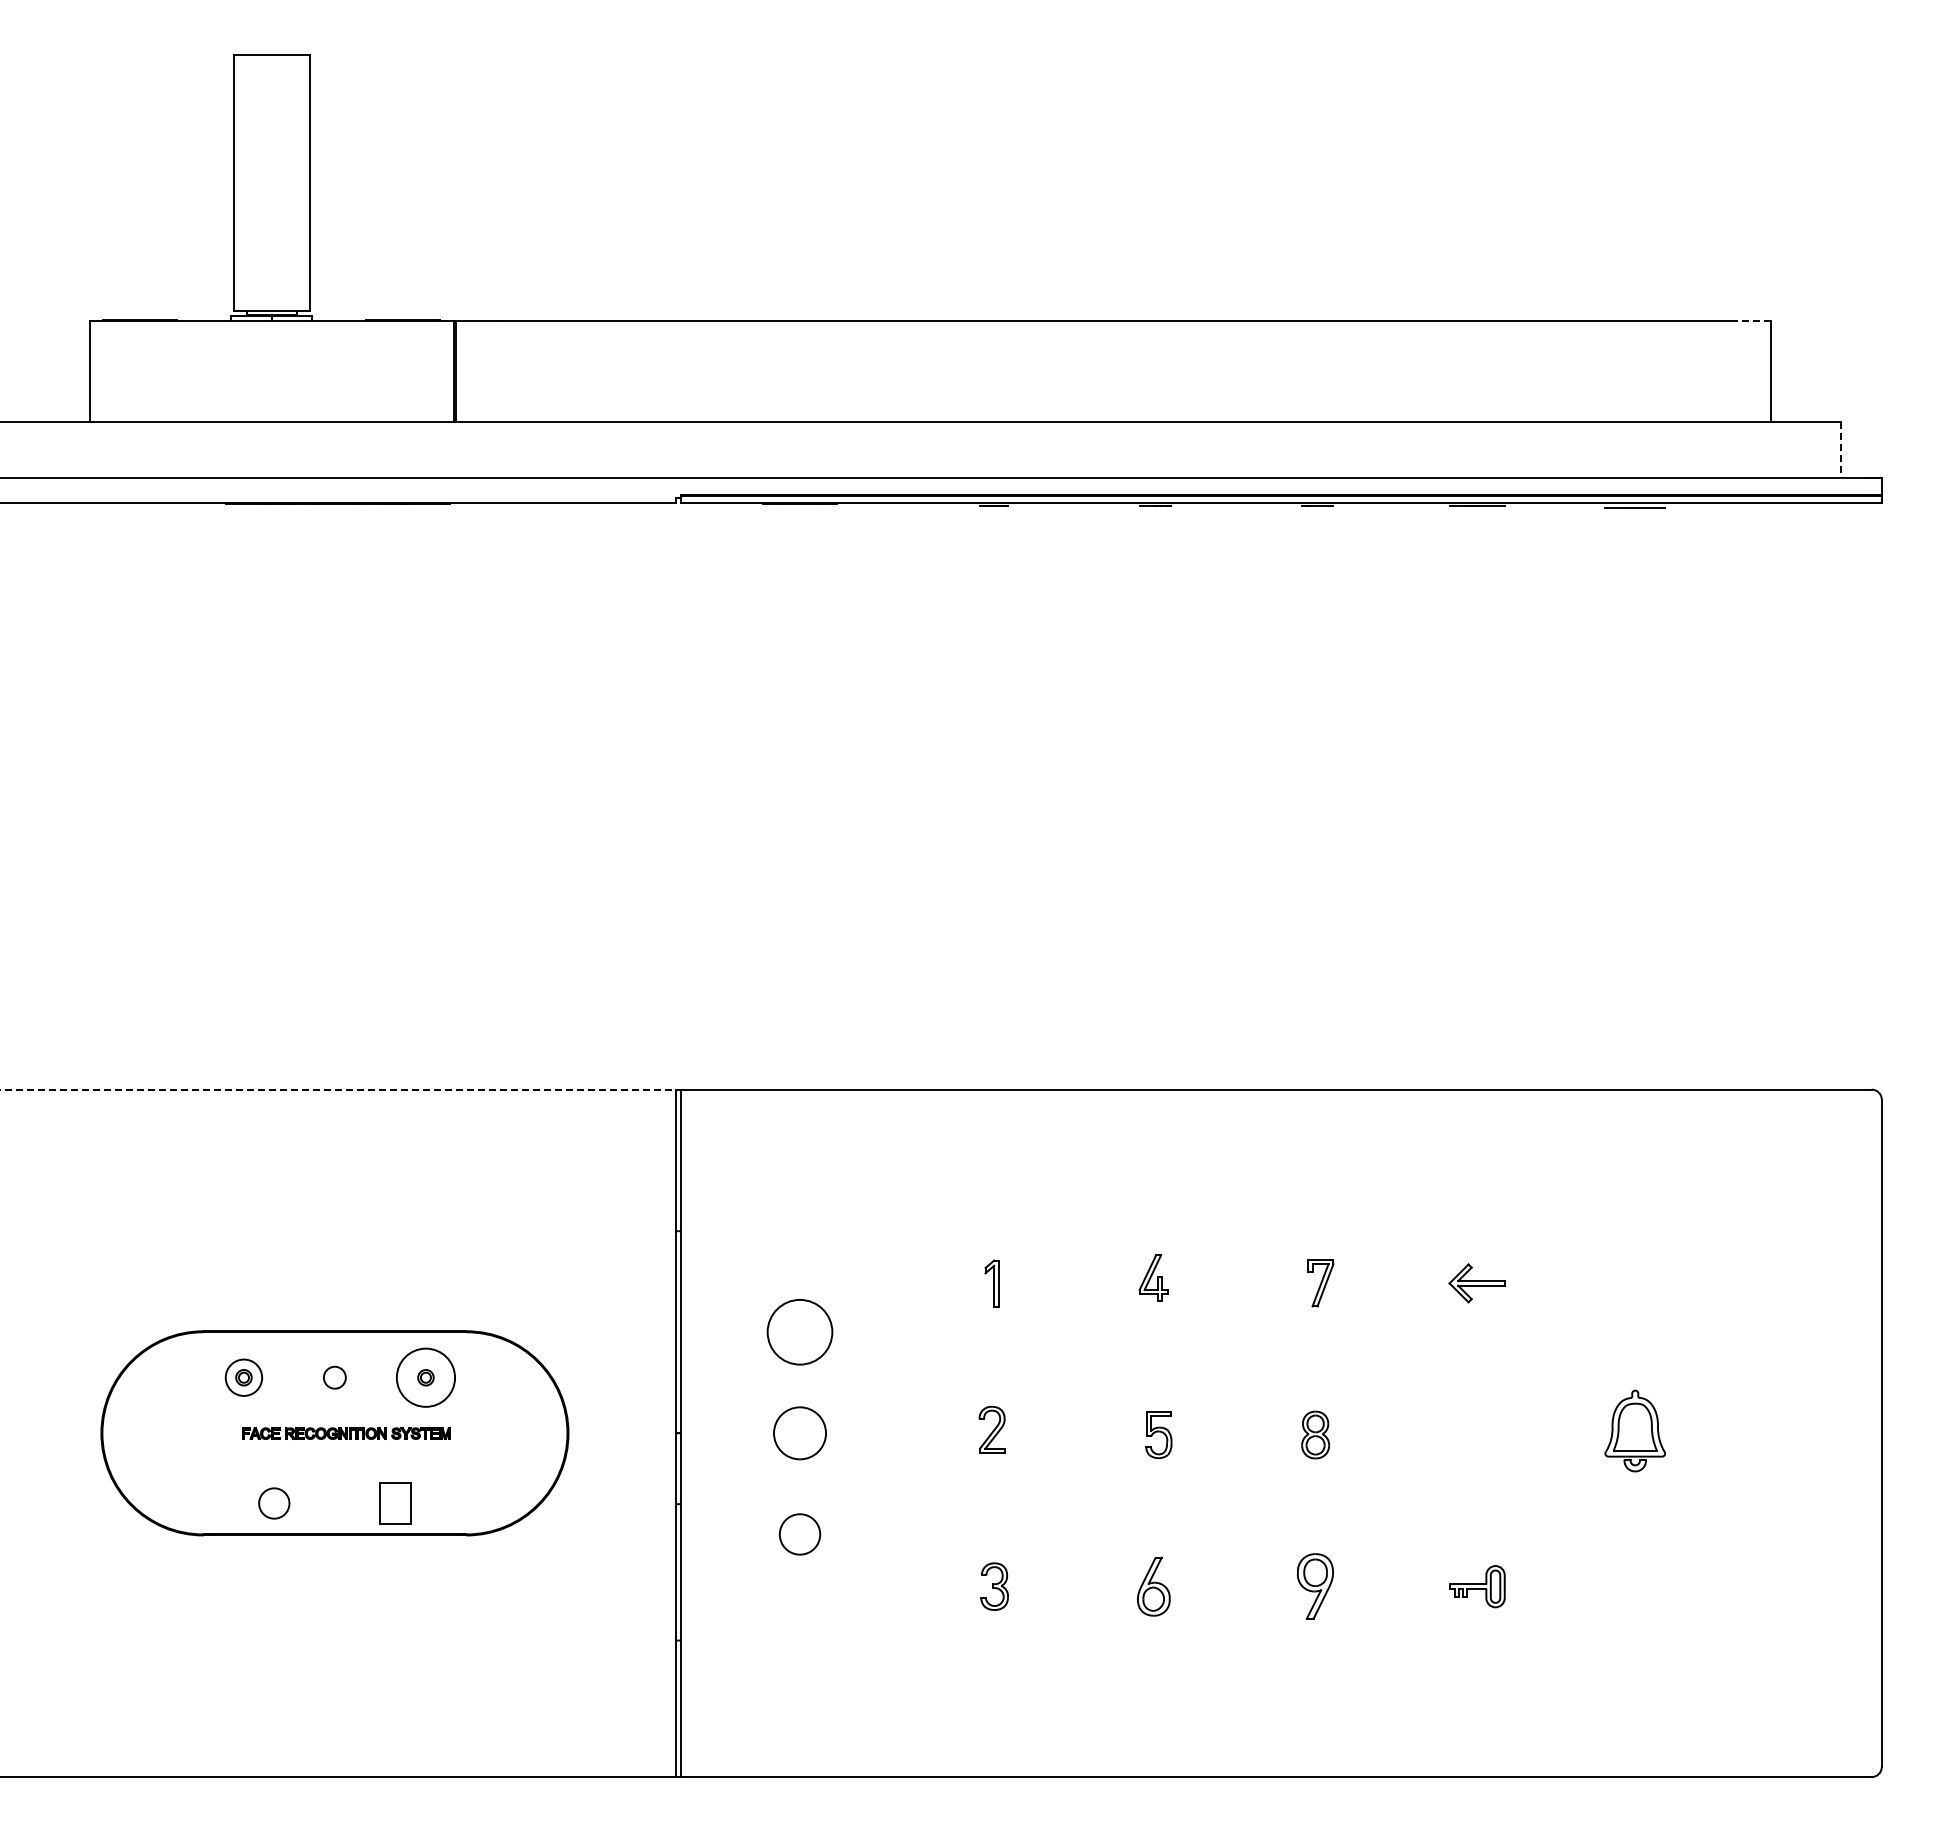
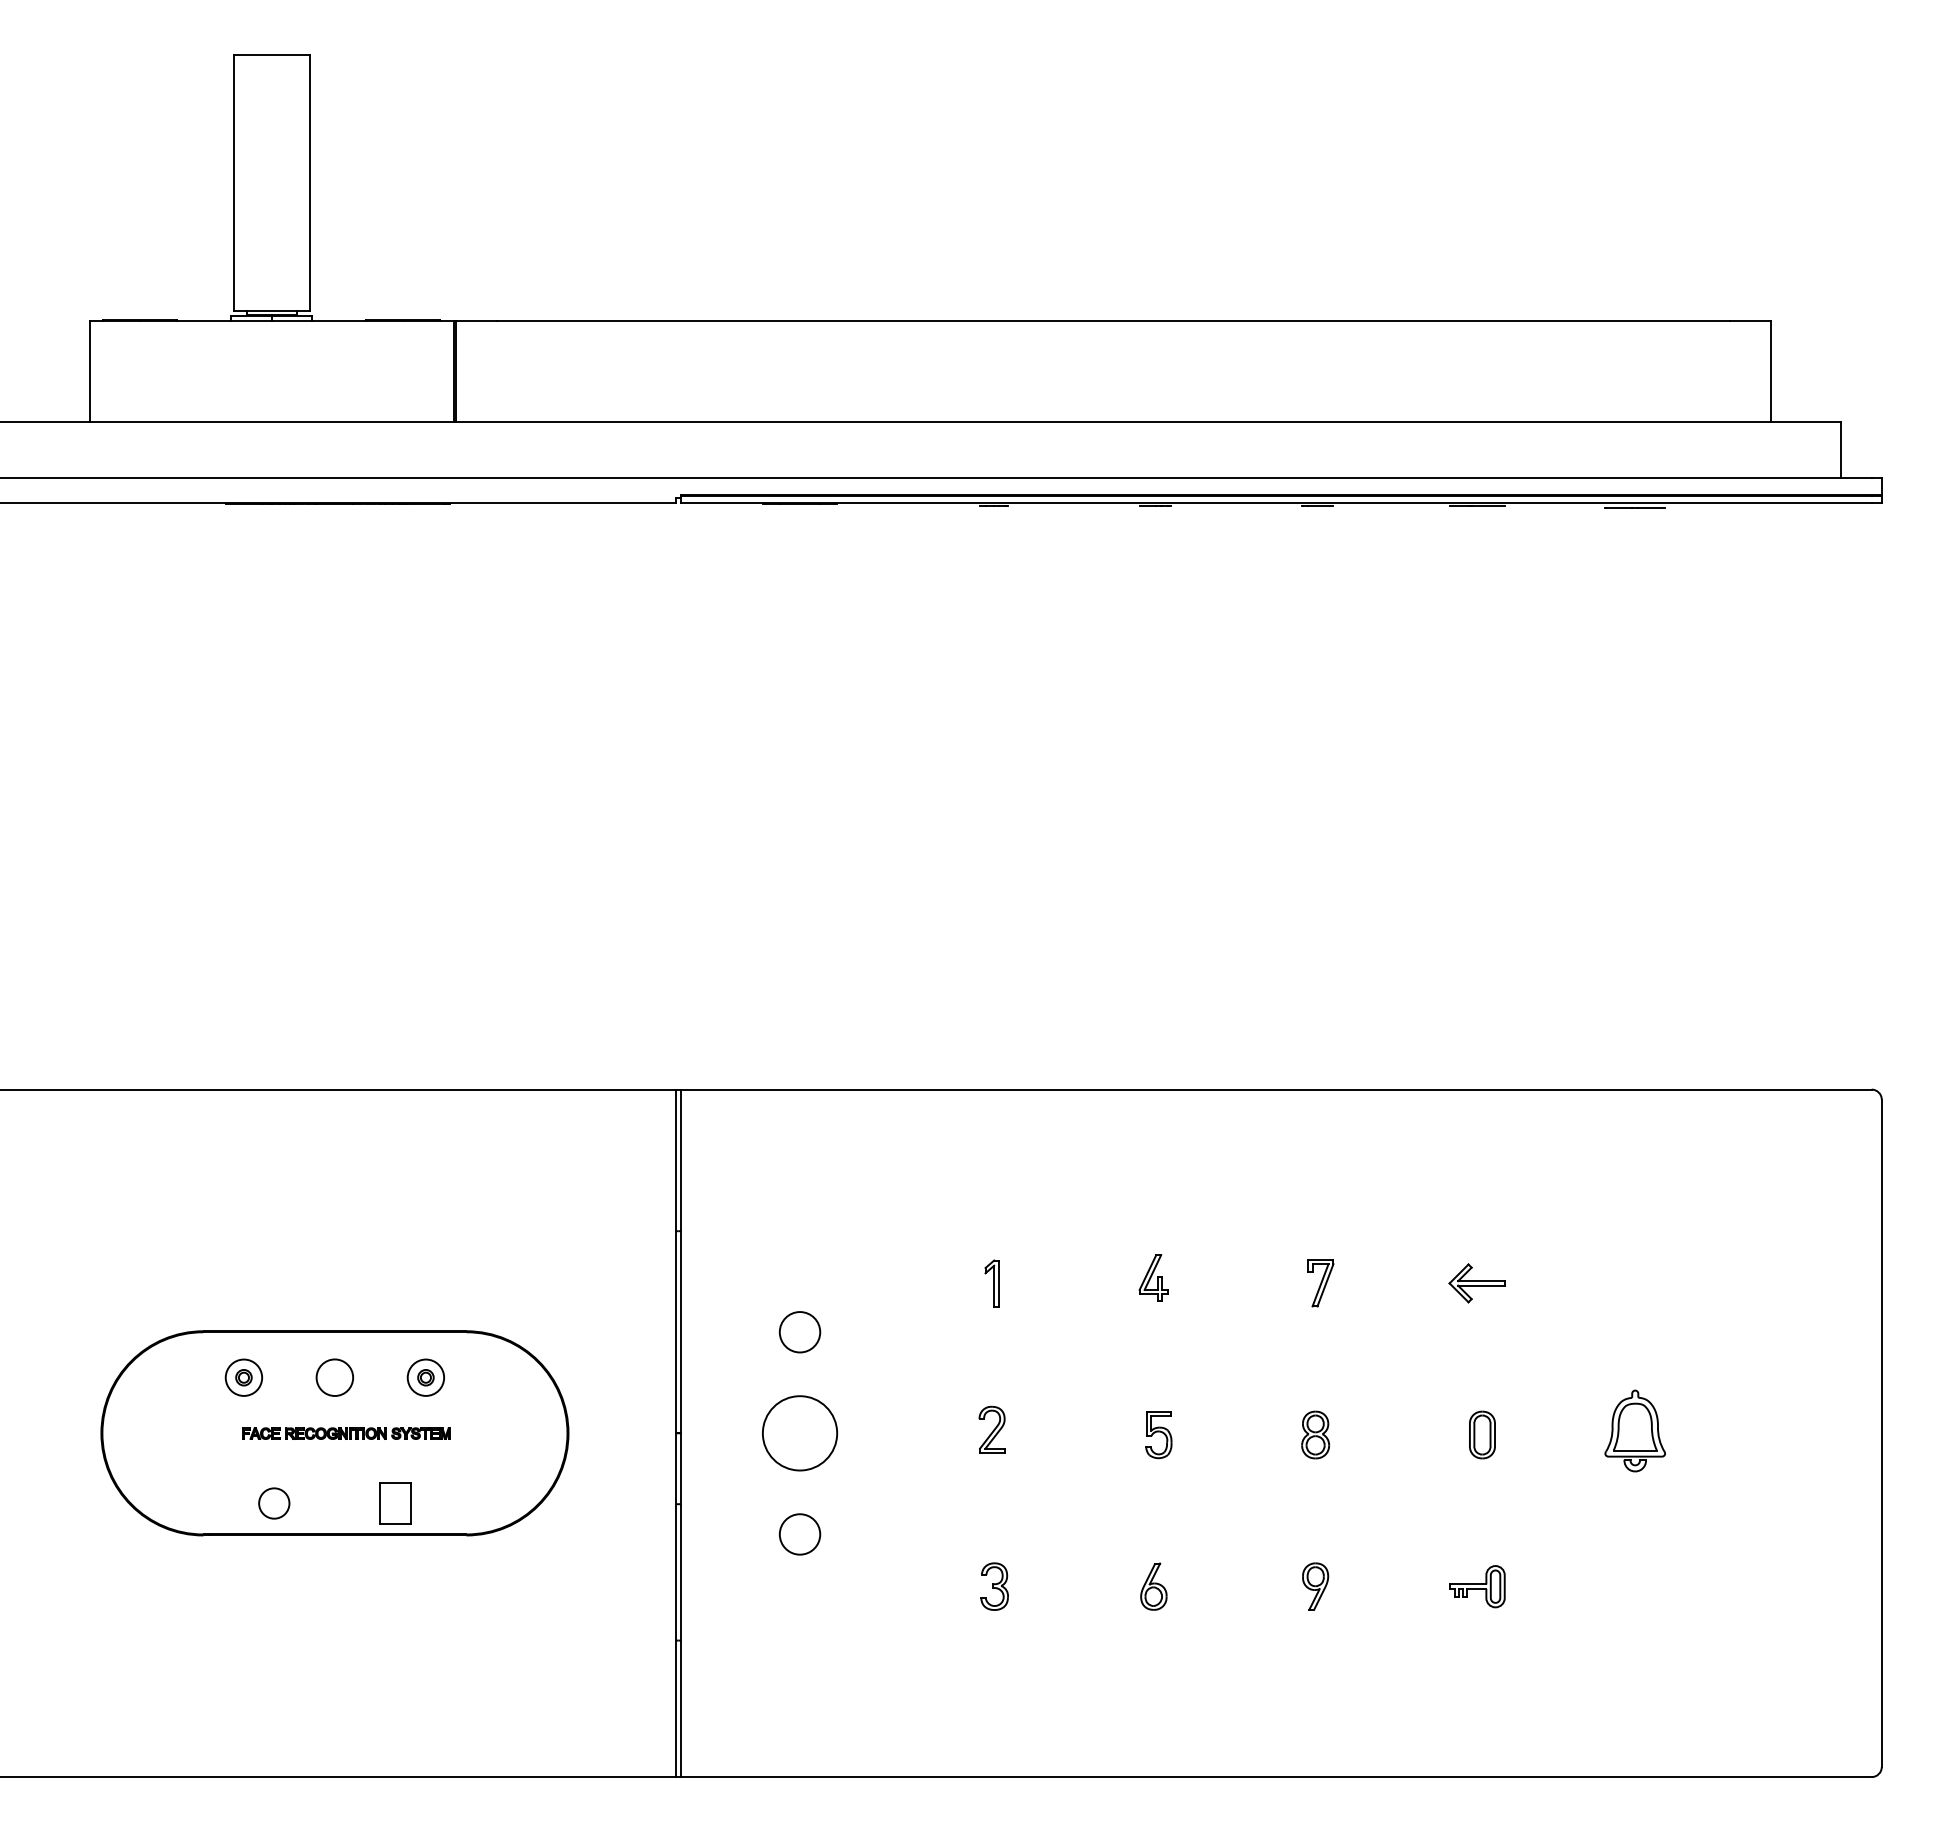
line: dashed -> solid (1749, 321)
line: dashed -> solid (1841, 450)
line: dashed -> solid (338, 1089)
circle diameter: 65 px -> 40 px (799, 1332)
circle diameter: 22 px -> 37 px (334, 1377)
circle diameter: 58 px -> 36 px (425, 1377)
circle diameter: 52 px -> 74 px (799, 1433)
part: none -> present (1482, 1434)
part size: 34x61 px -> 28x49 px (1153, 1586)
part size: 37x67 px -> 28x49 px (1315, 1586)
